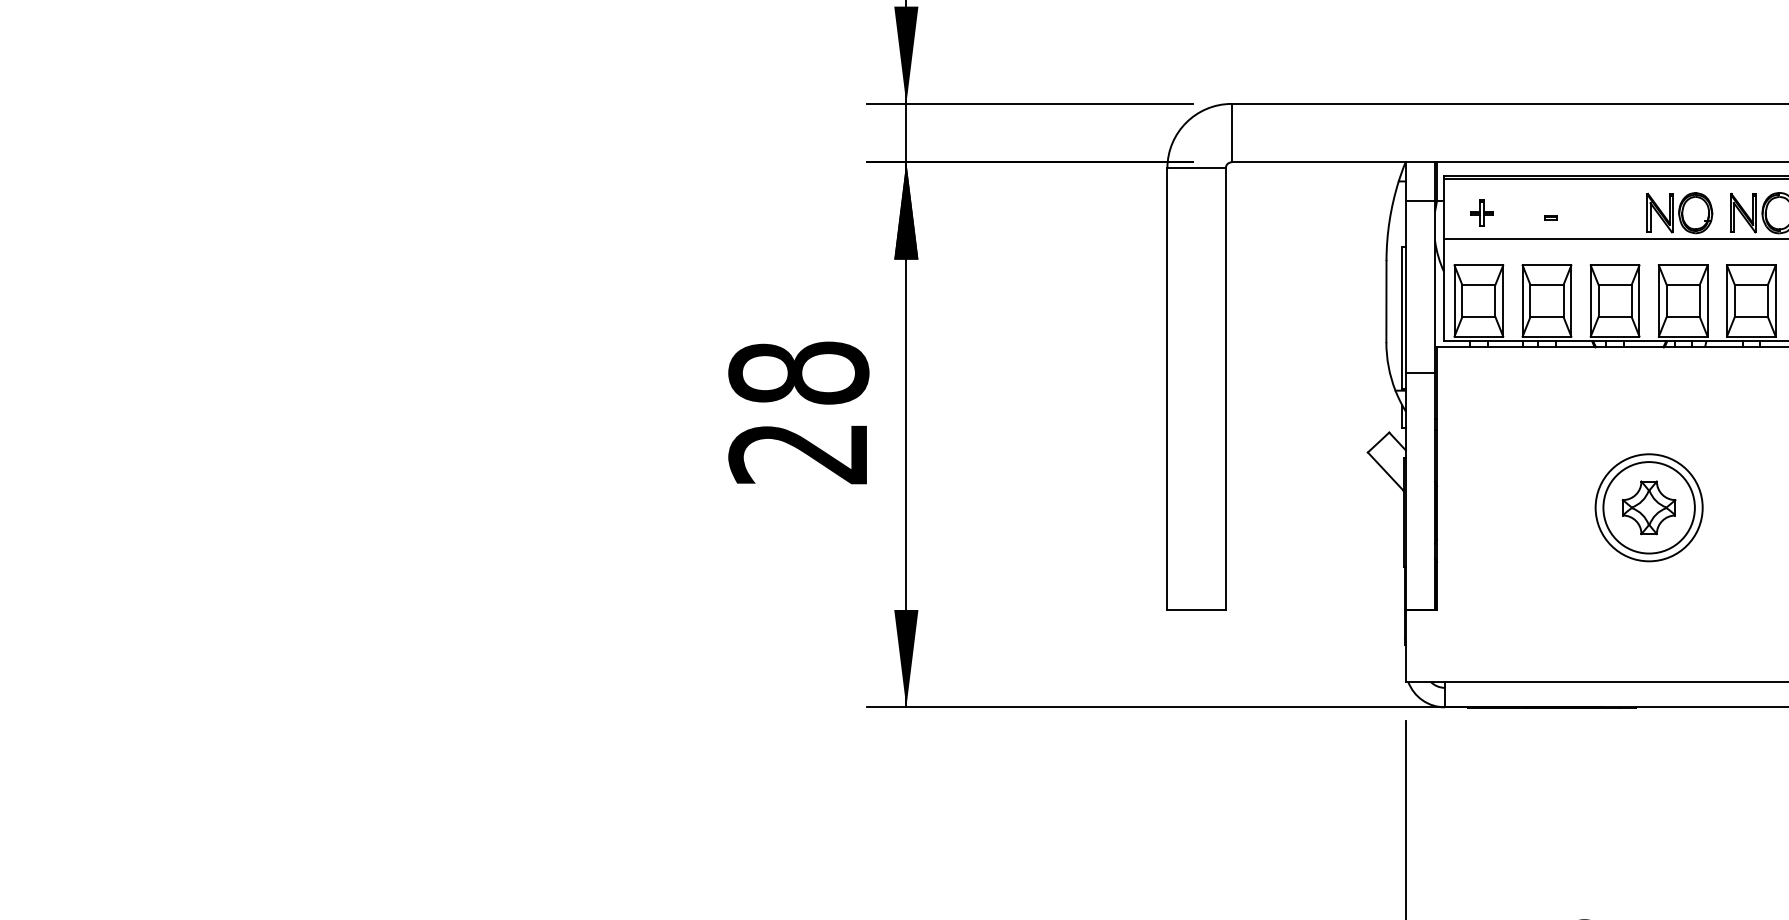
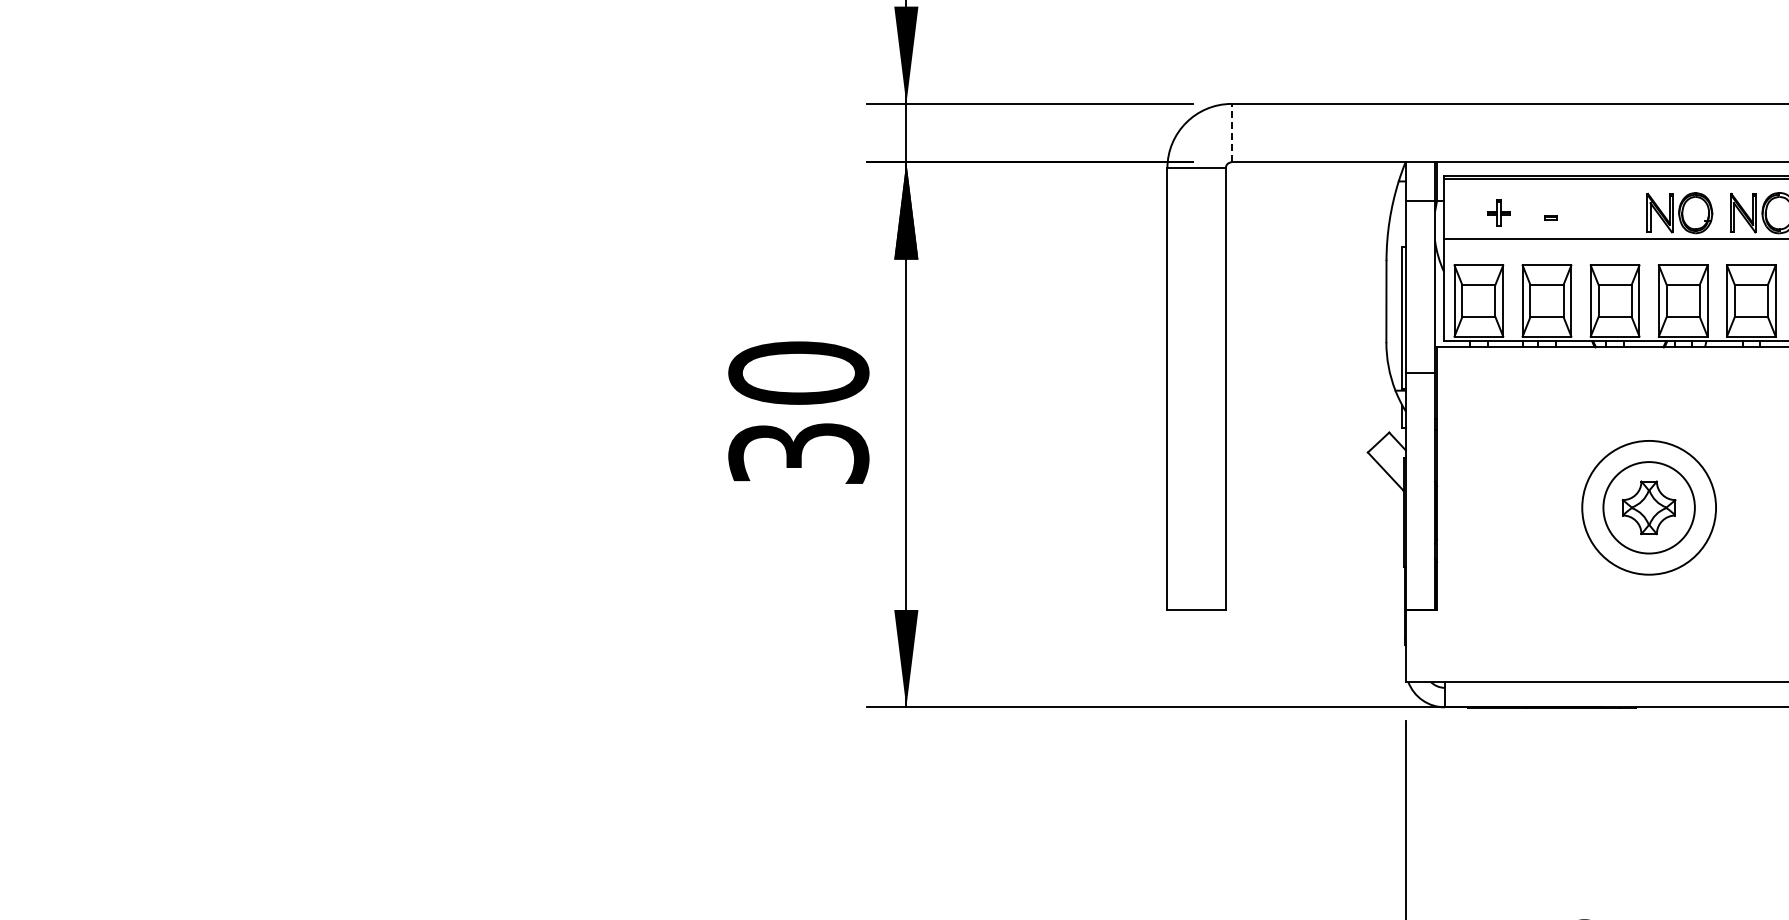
line: solid -> dashed (1231, 132)
part position: (1481, 212) -> (1498, 212) (1498, 212)
text: 28 -> 30 (798, 412)
circle diameter: 107 px -> 134 px (1649, 507)
